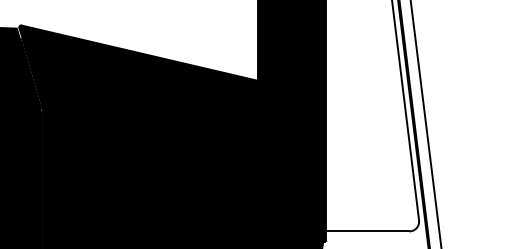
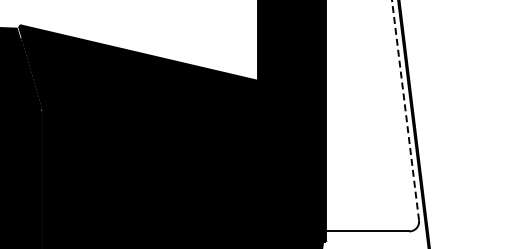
line: solid -> dashed (405, 110)
line: present -> none (425, 123)
